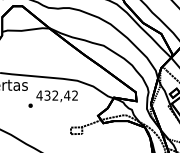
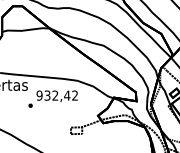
text: 432,42 -> 932,42 (39, 95)
